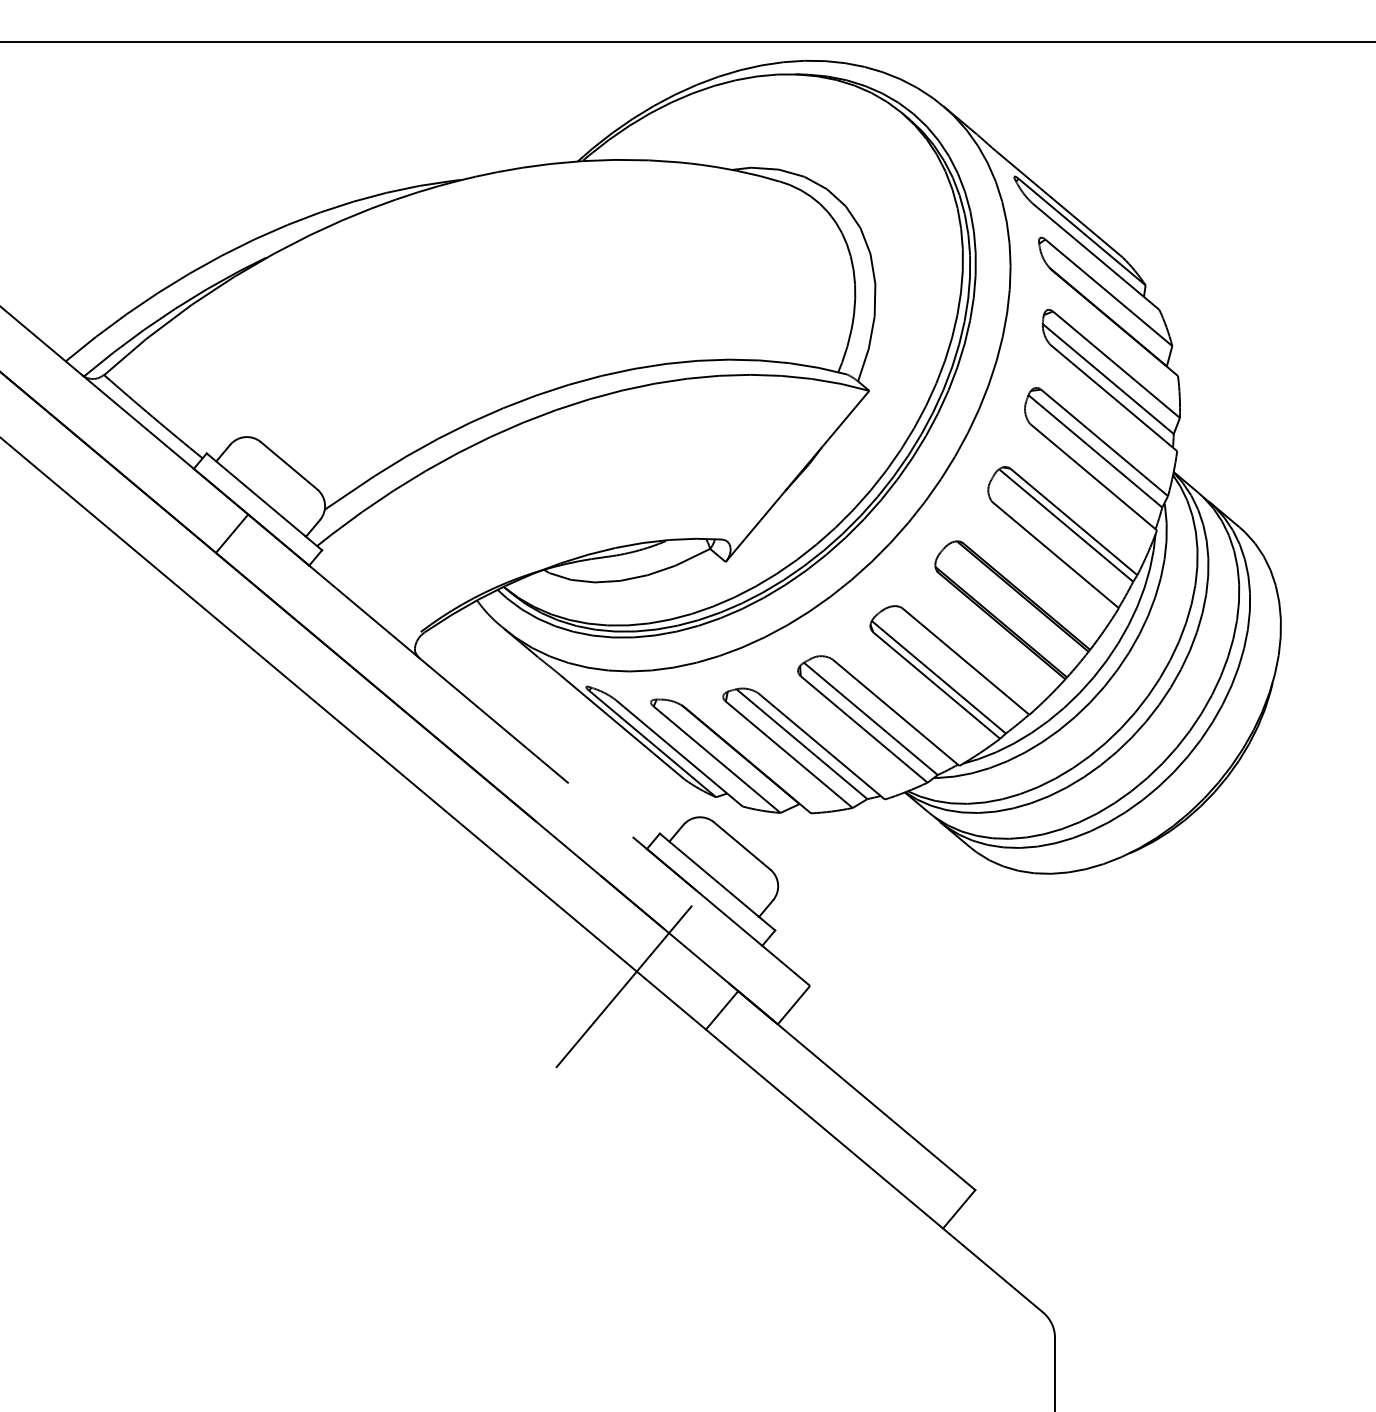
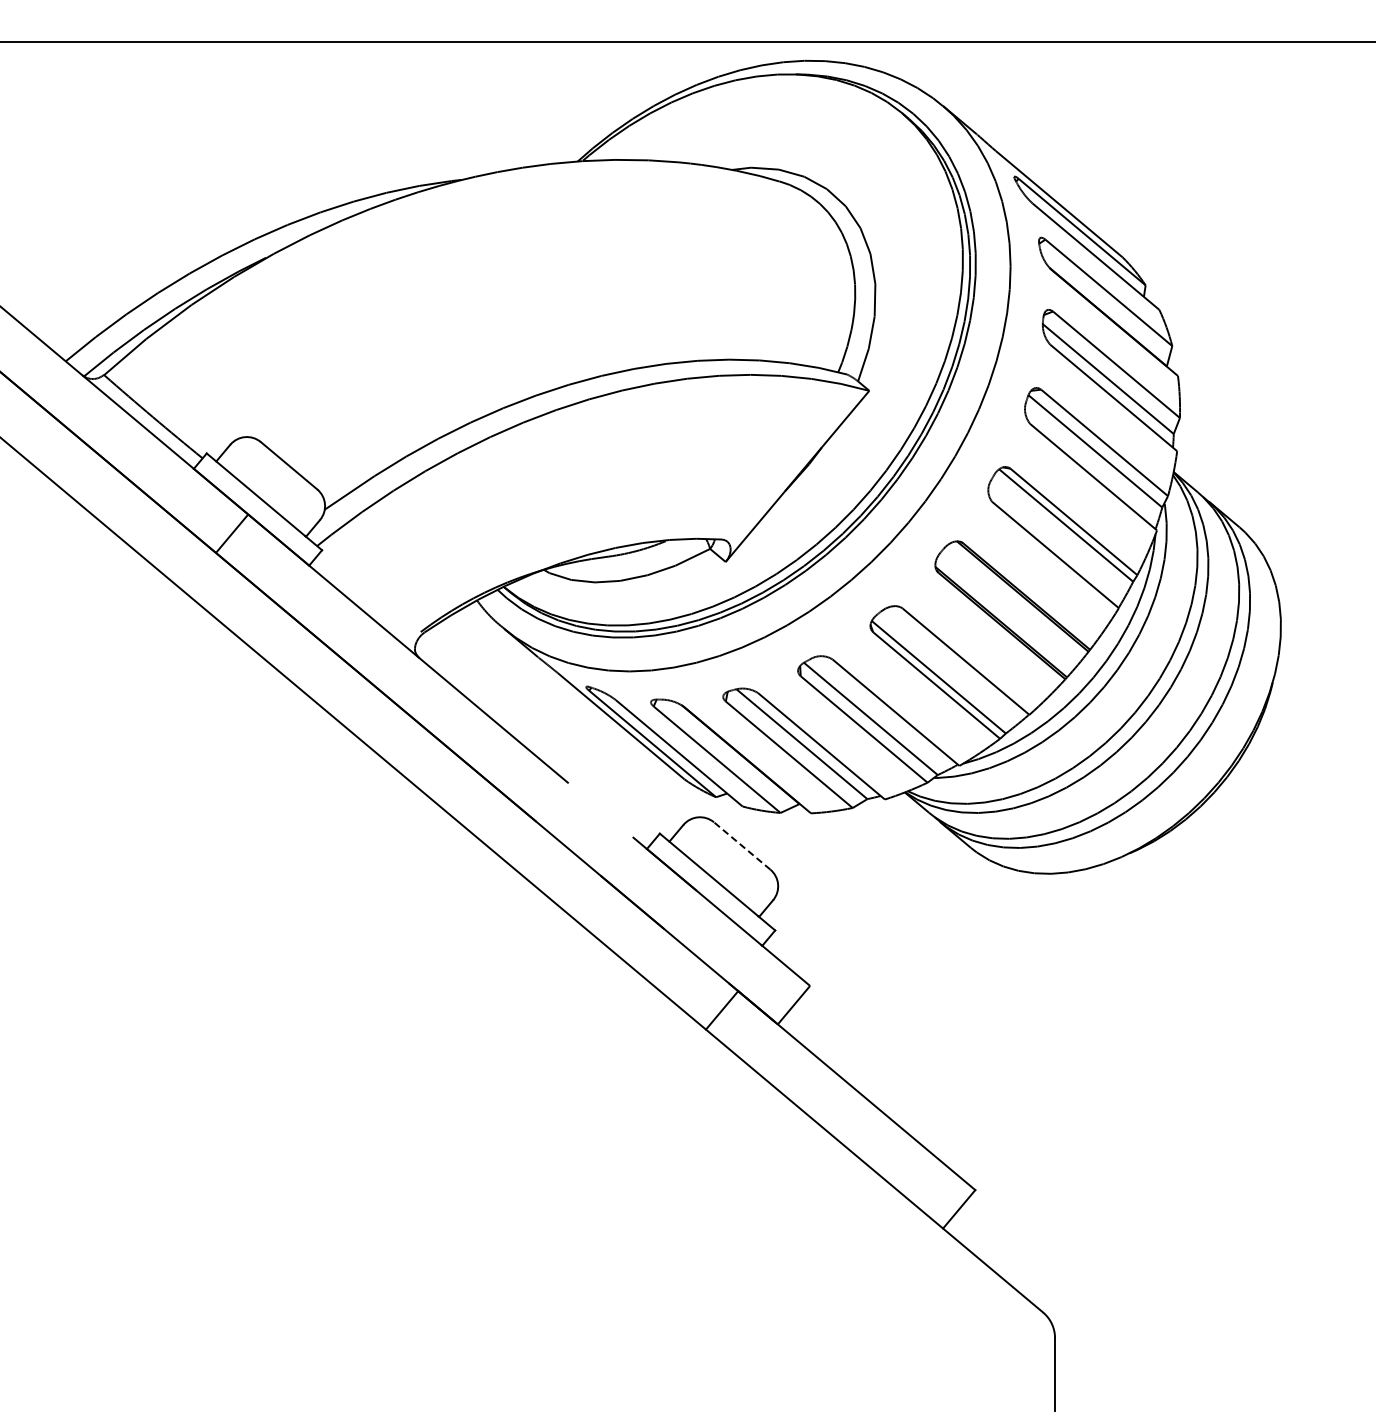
line: solid -> dashed (742, 845)
line: present -> none (624, 986)
